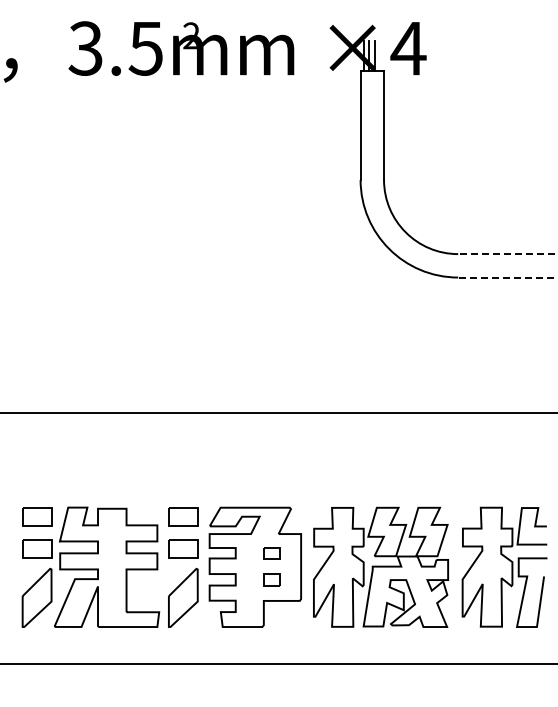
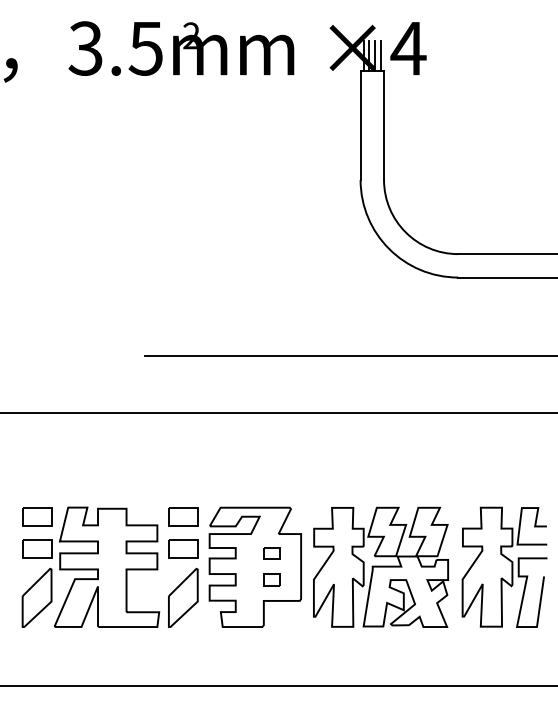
line: none -> present (381, 55)
line: dashed -> solid (507, 254)
line: dashed -> solid (508, 277)
line: none -> present (349, 355)
line position: (278, 663) -> (278, 685) (278, 685)
